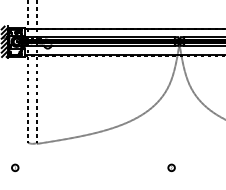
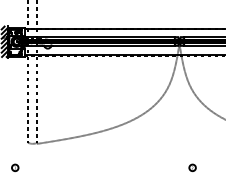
part position: (171, 167) -> (192, 167) (192, 167)
